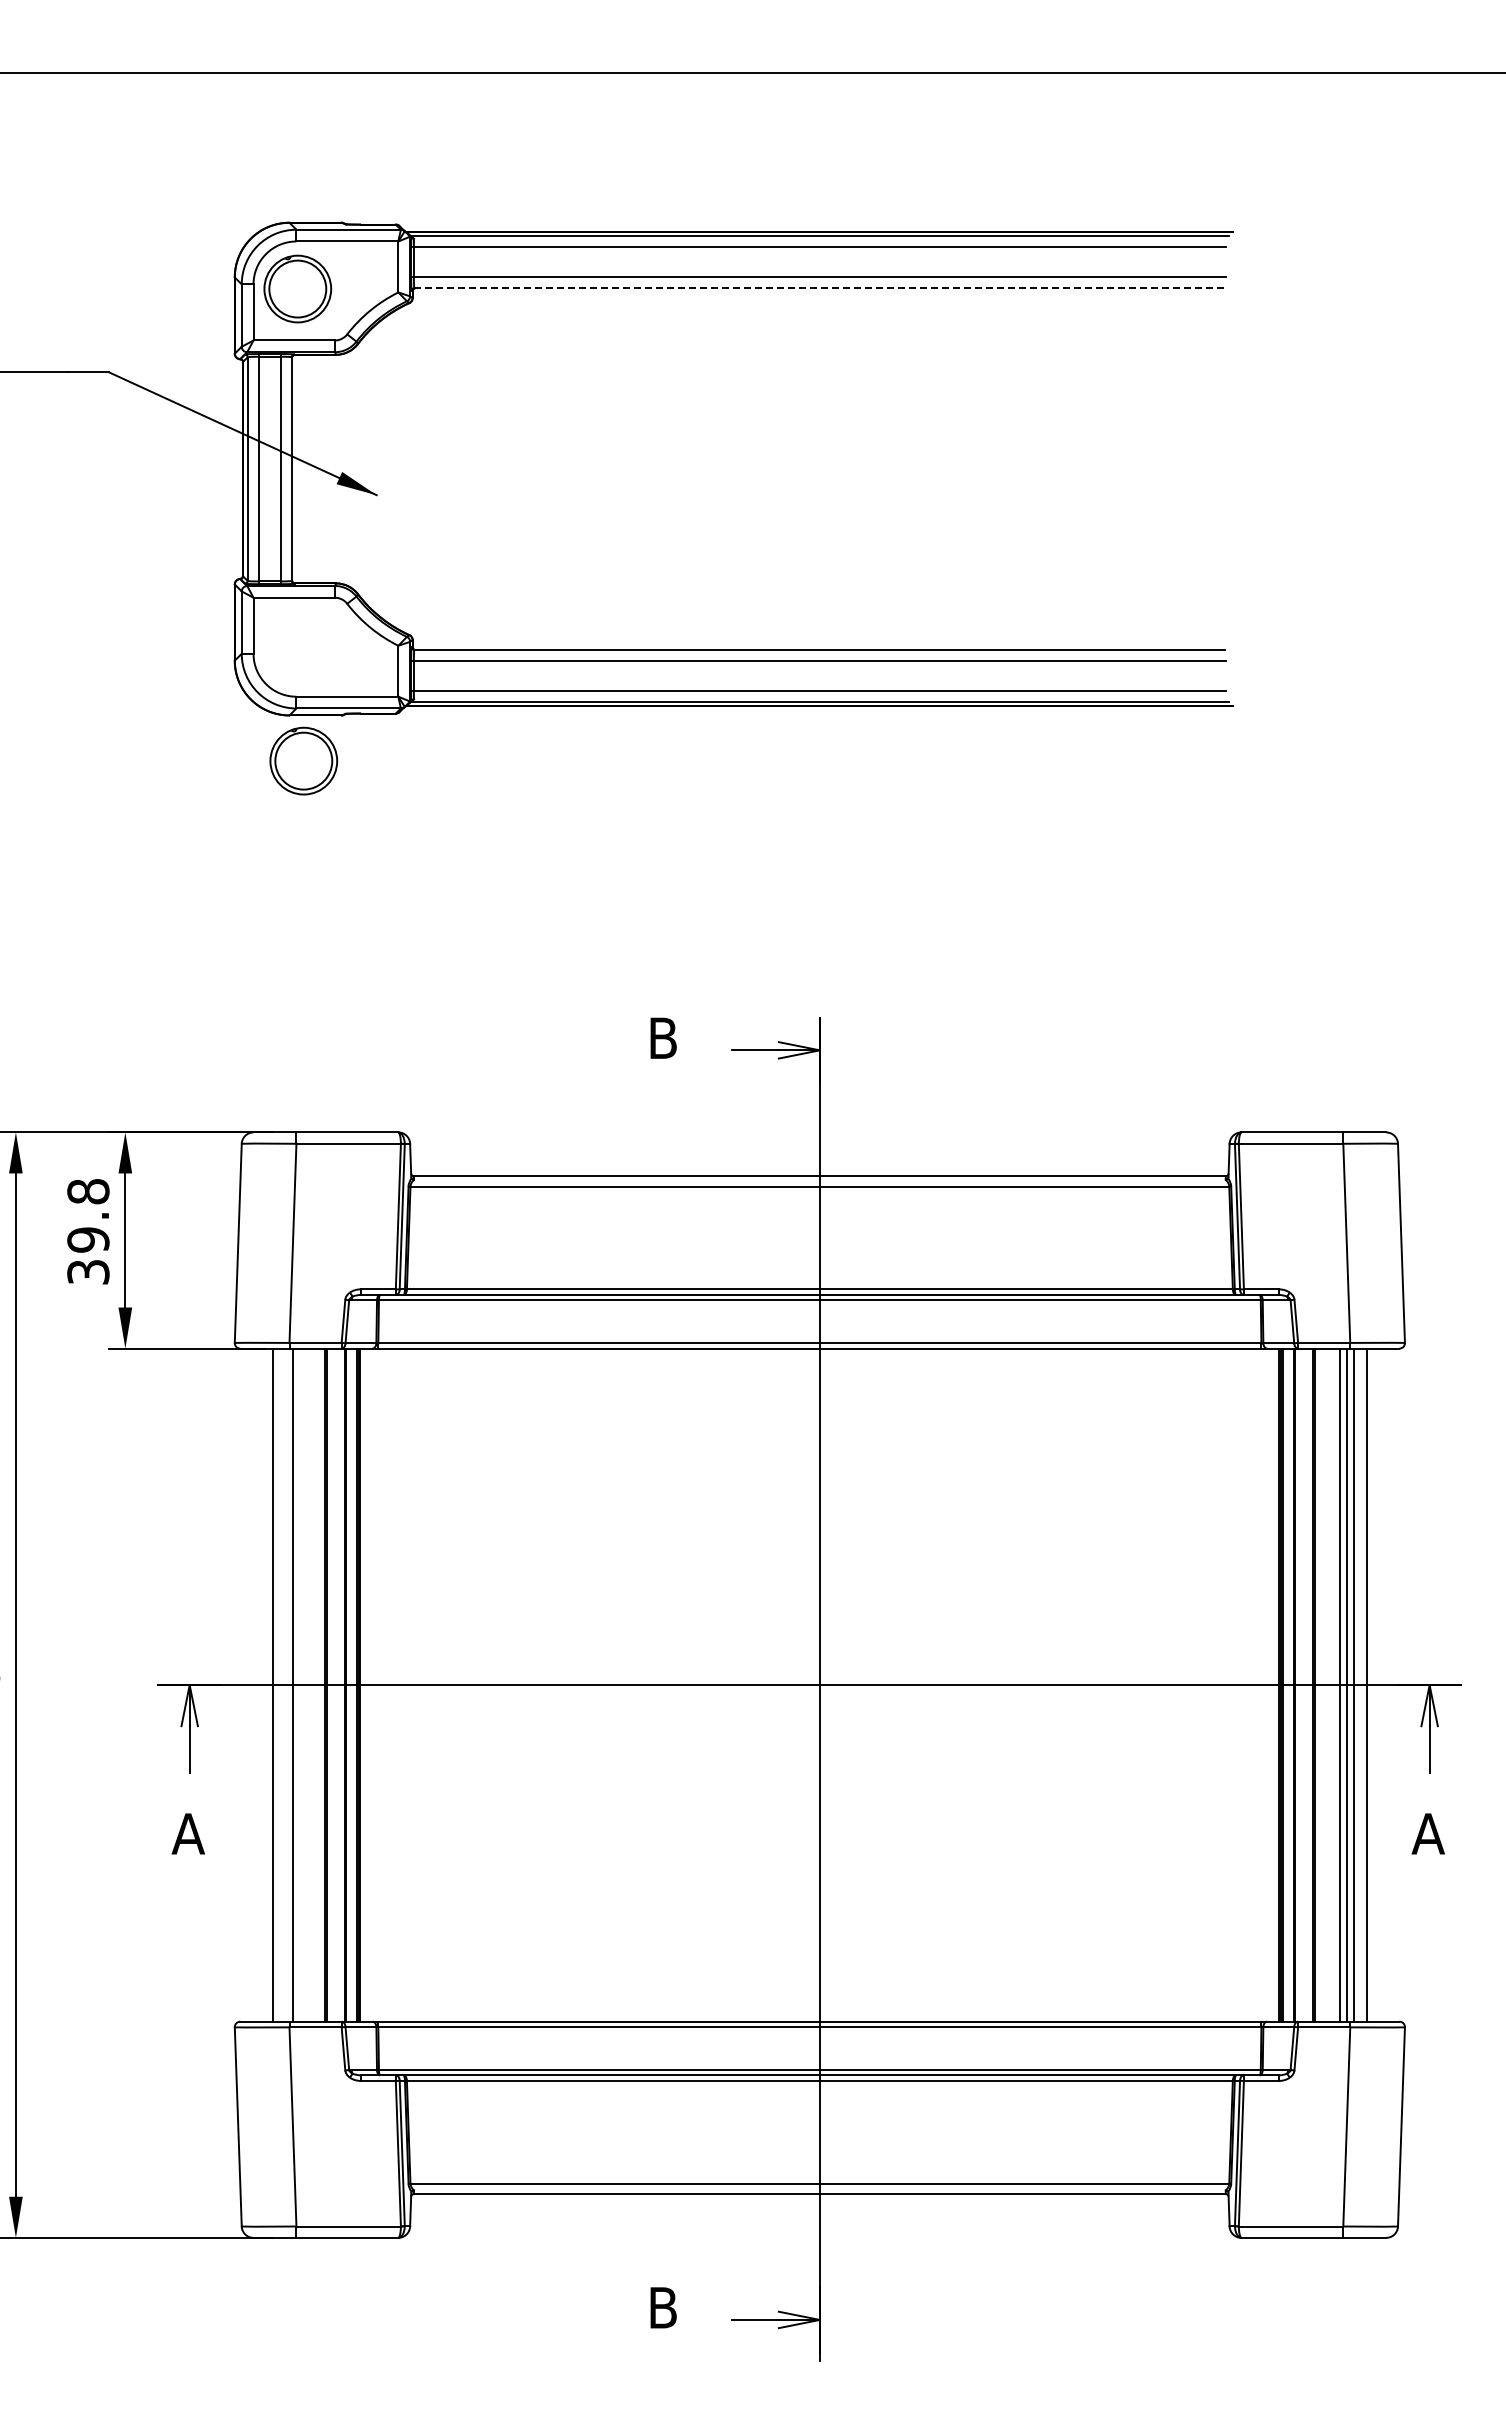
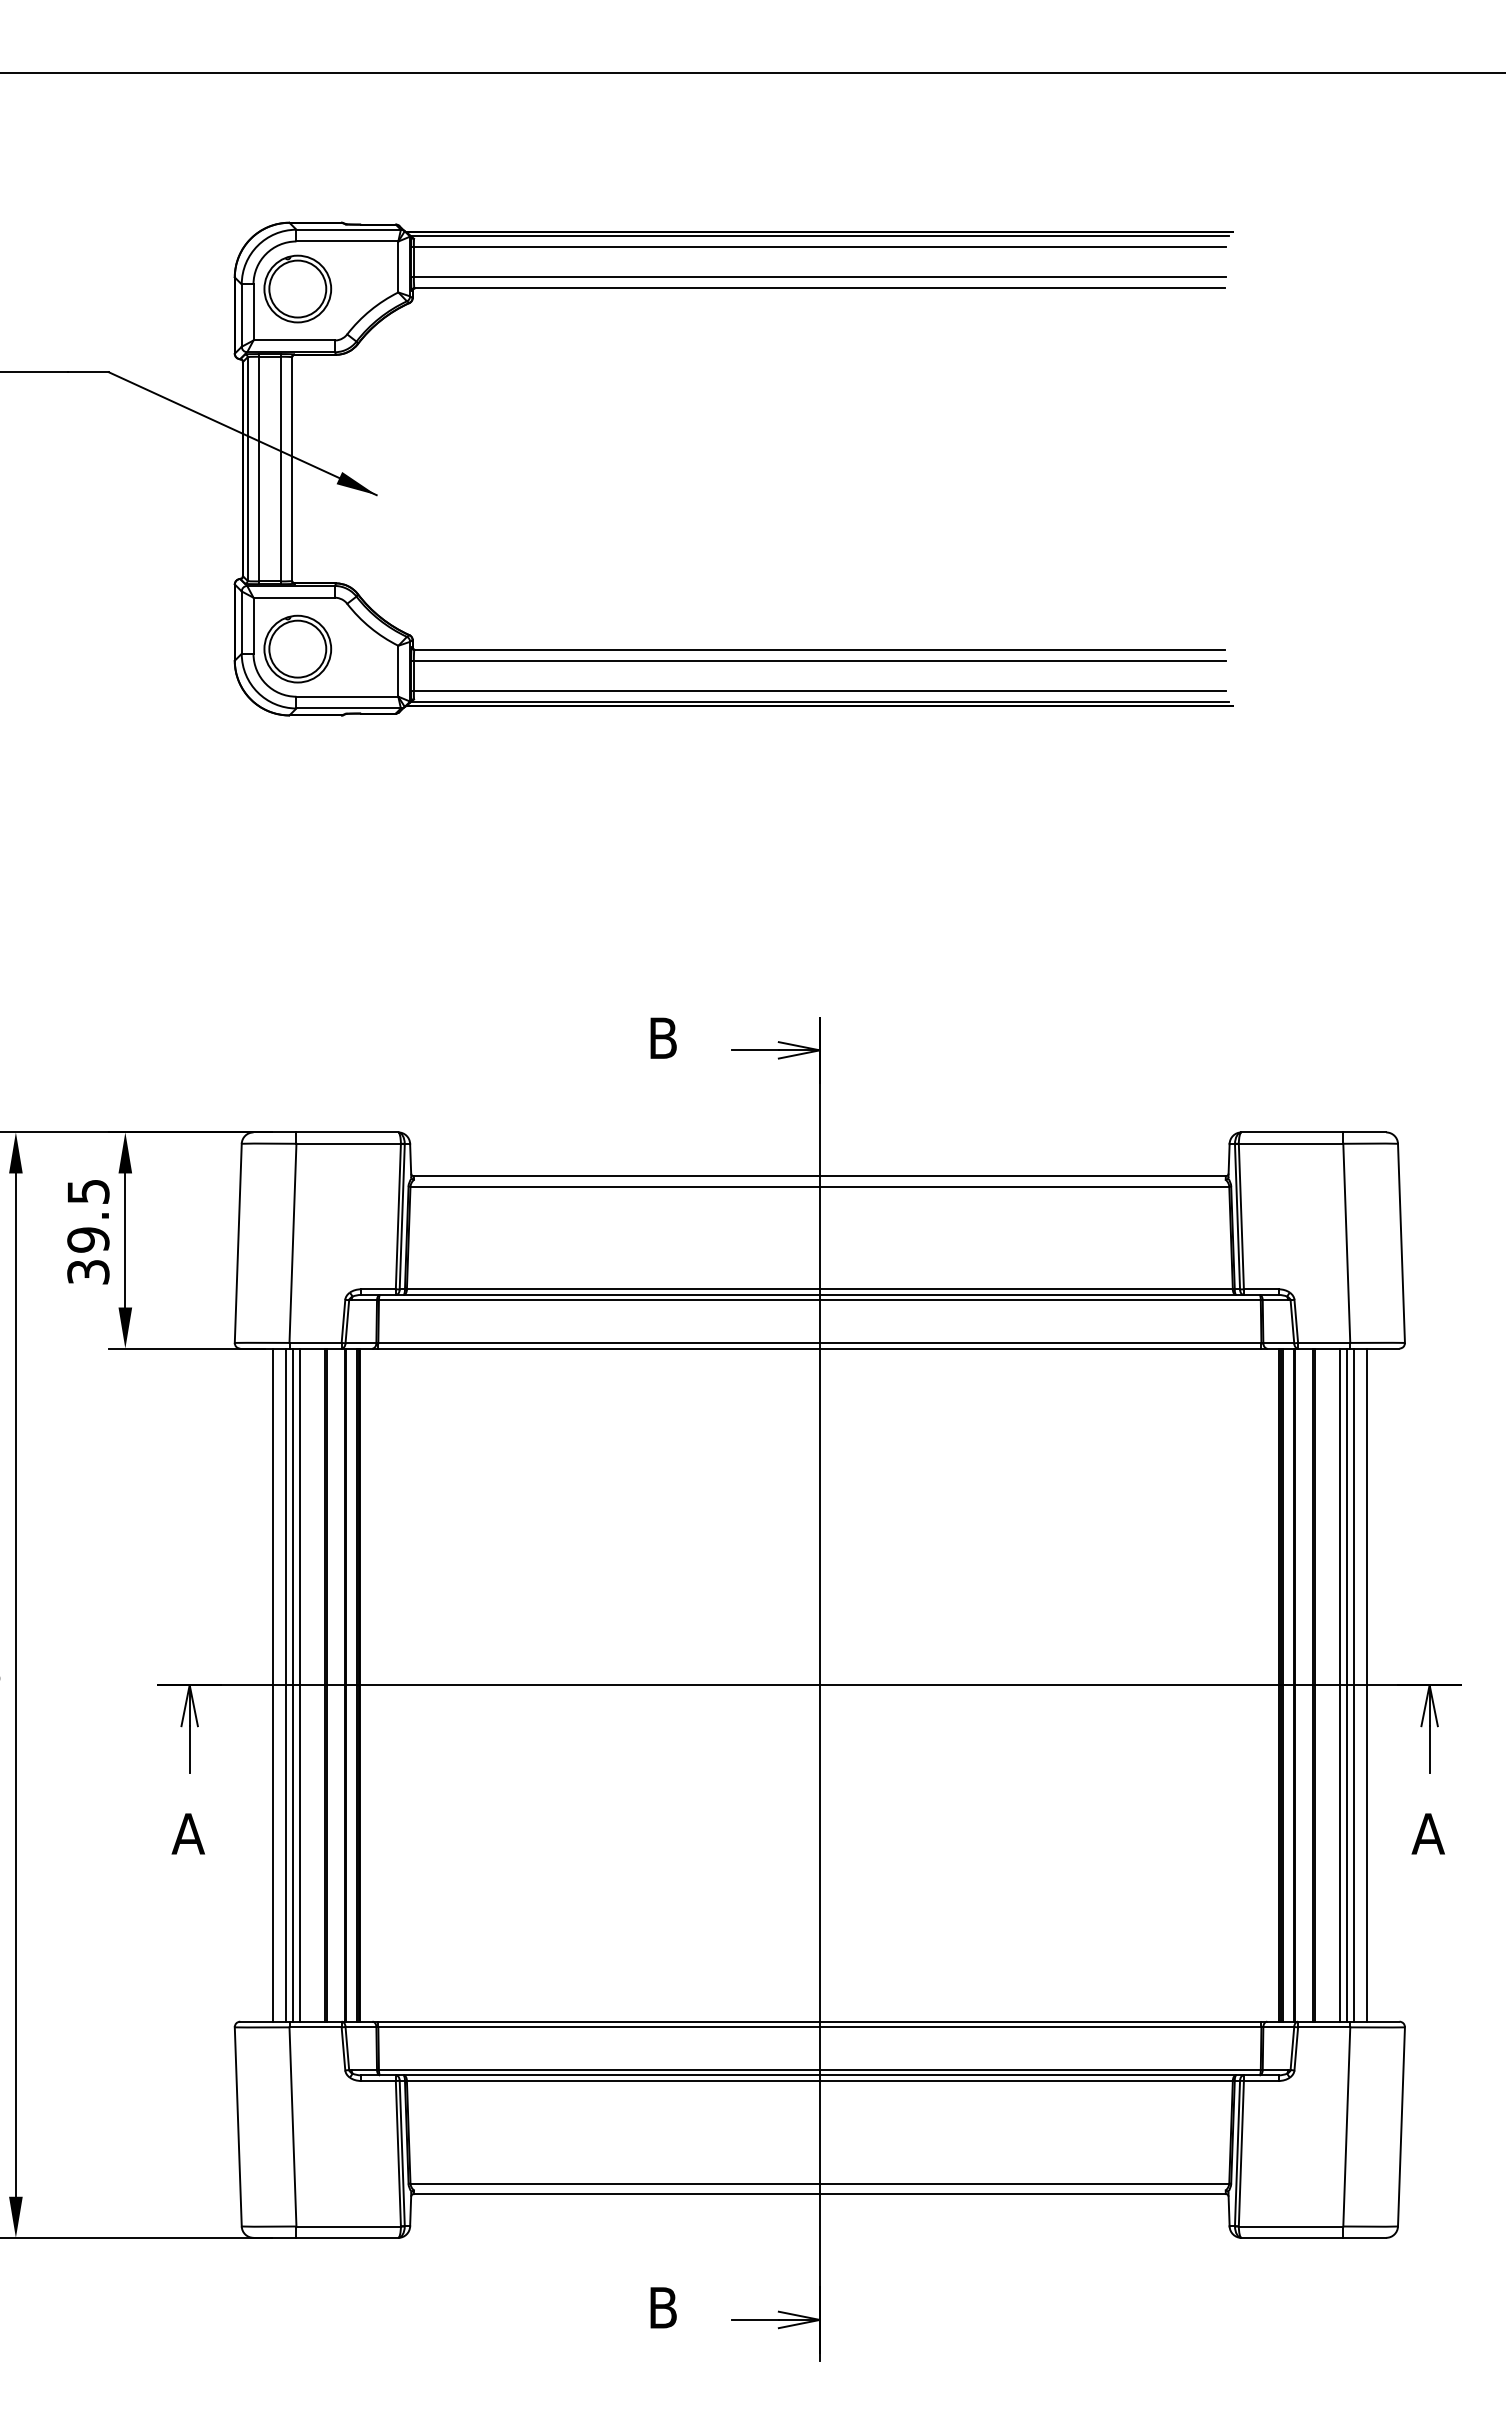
line: dashed -> solid (819, 288)
part position: (303, 760) -> (297, 648) (297, 648)
text: 39.8 -> 39.5 (88, 1191)
line: none -> present (286, 1684)
line: none -> present (299, 1684)
